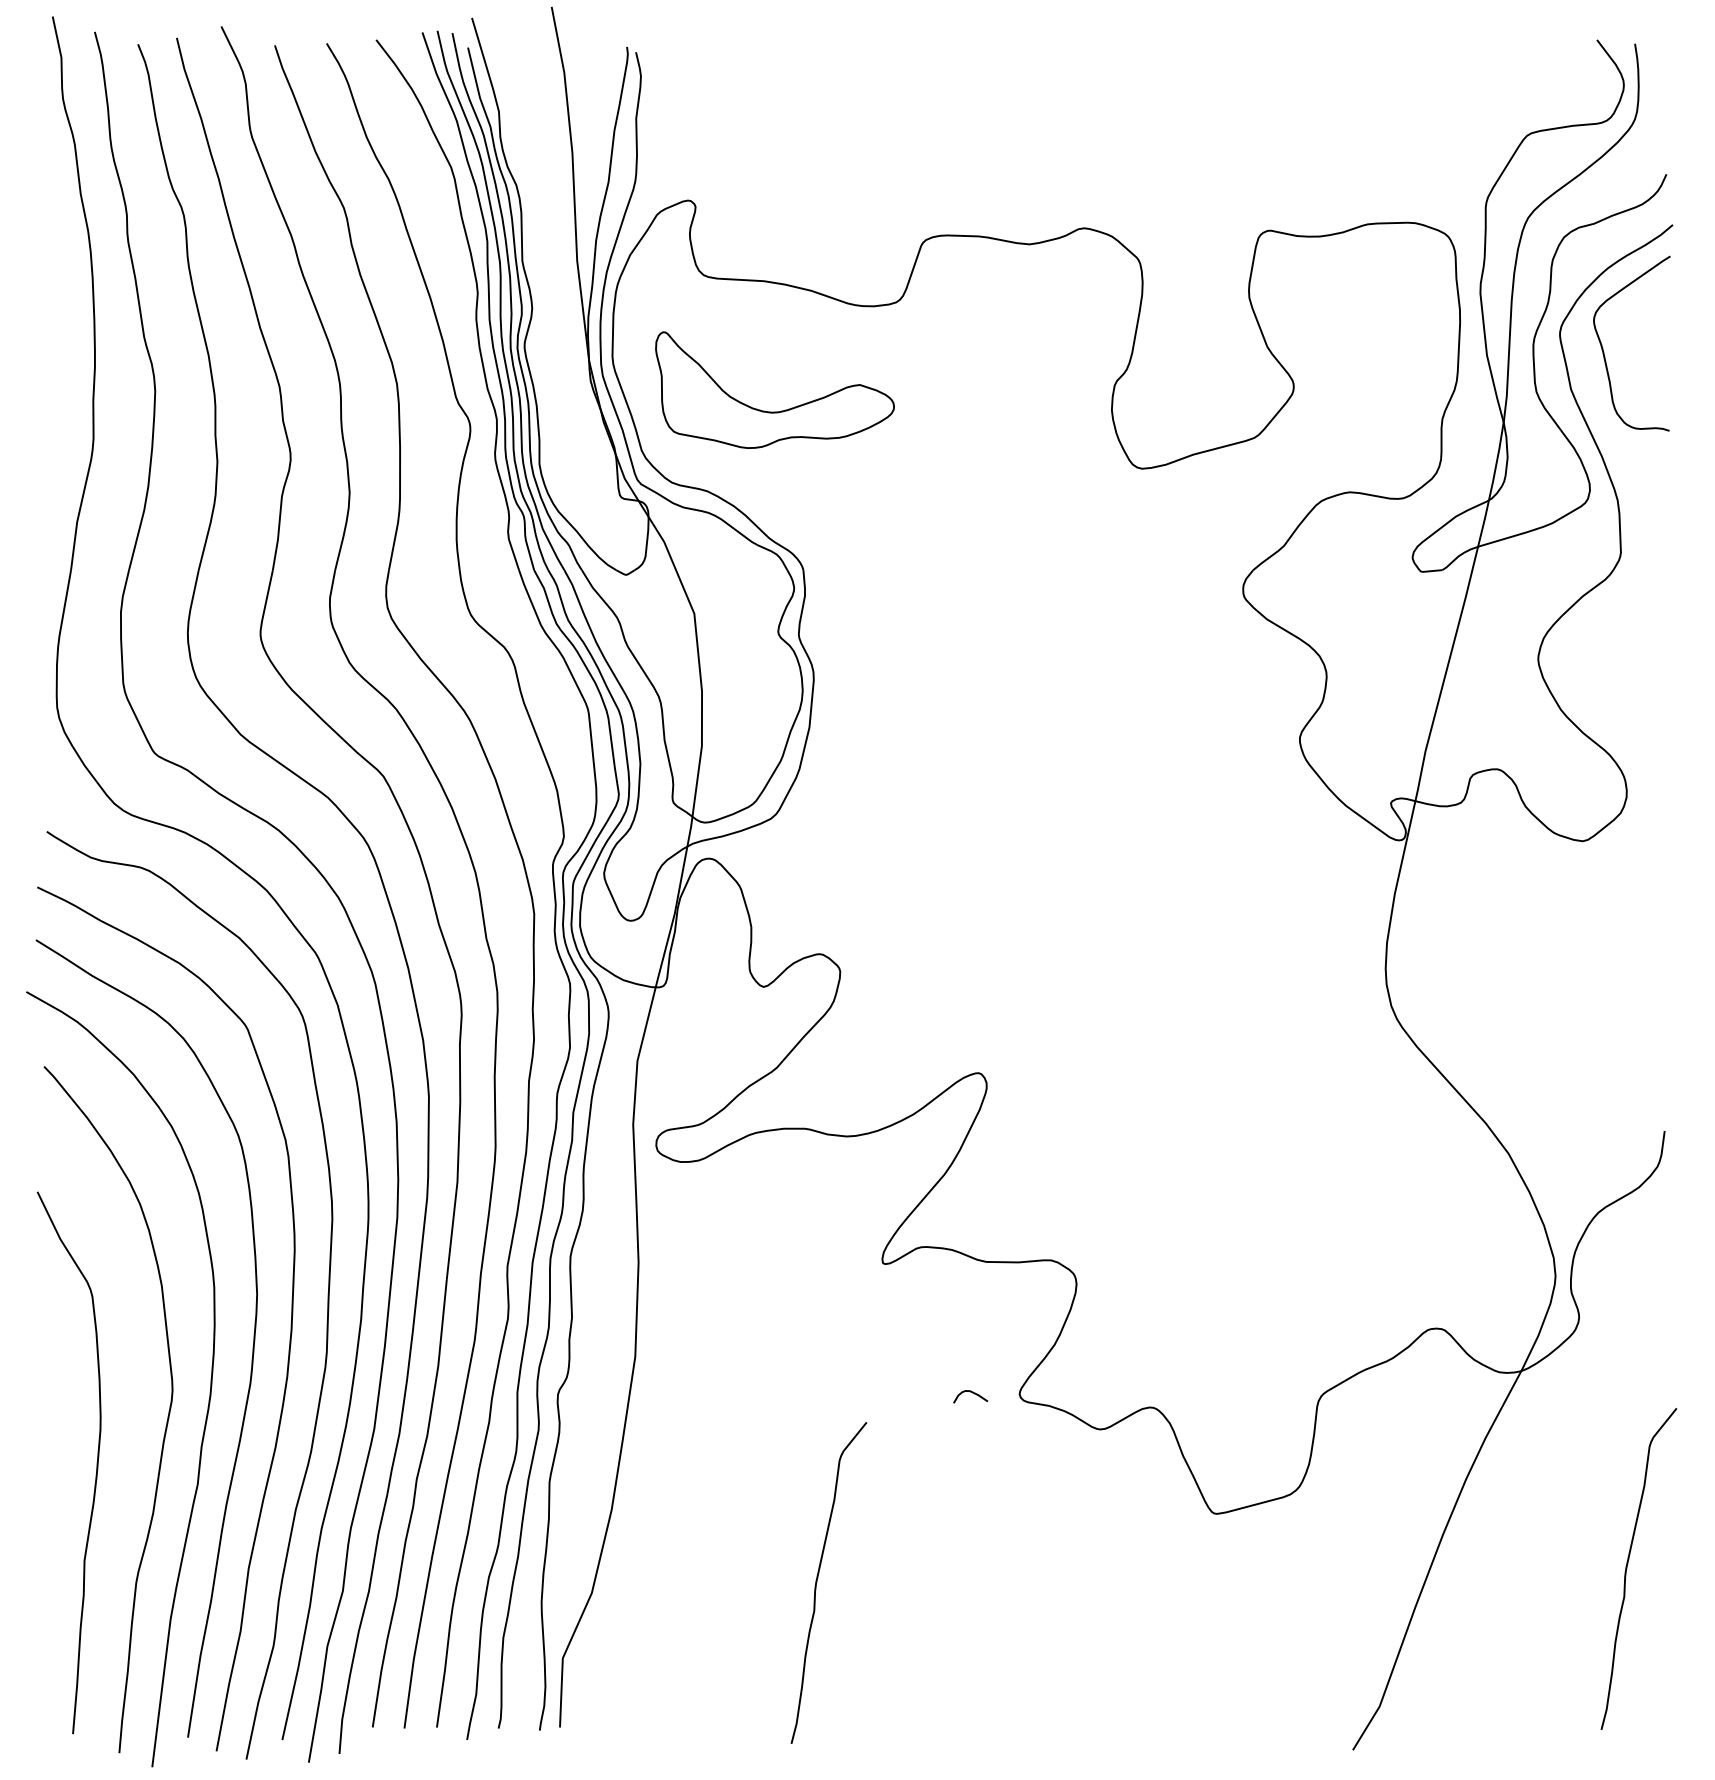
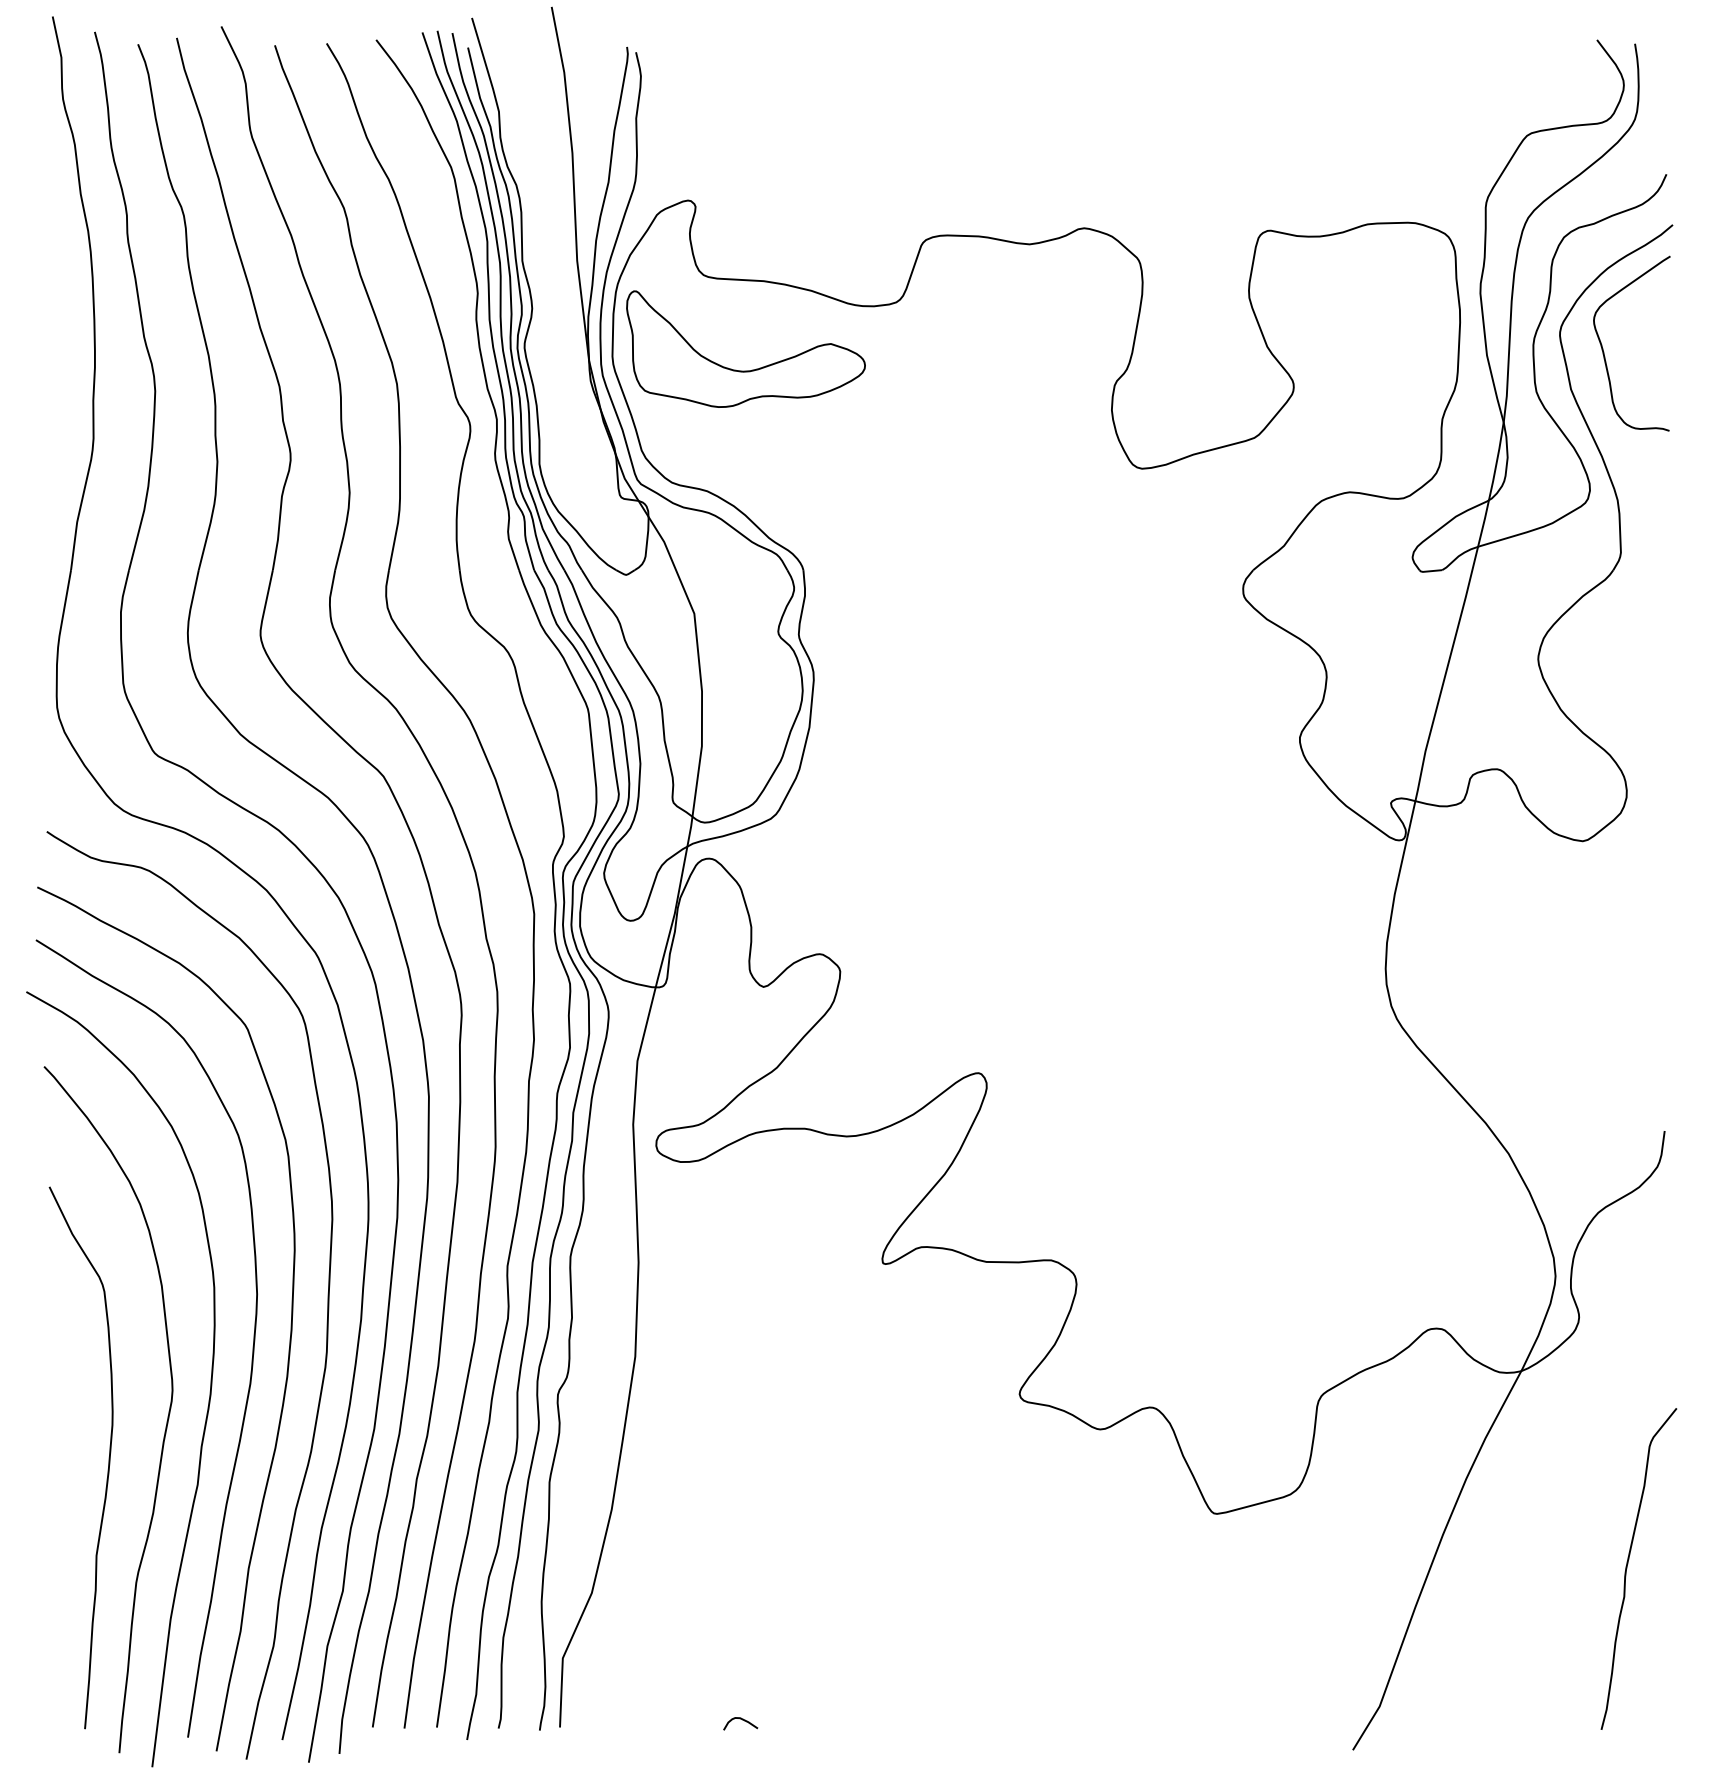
part position: (774, 411) -> (745, 370) (745, 370)
curve position: (972, 1393) -> (742, 1720) (742, 1720)
curve position: (96, 1462) -> (108, 1457) (108, 1457)
curve: present -> none (818, 1578)
